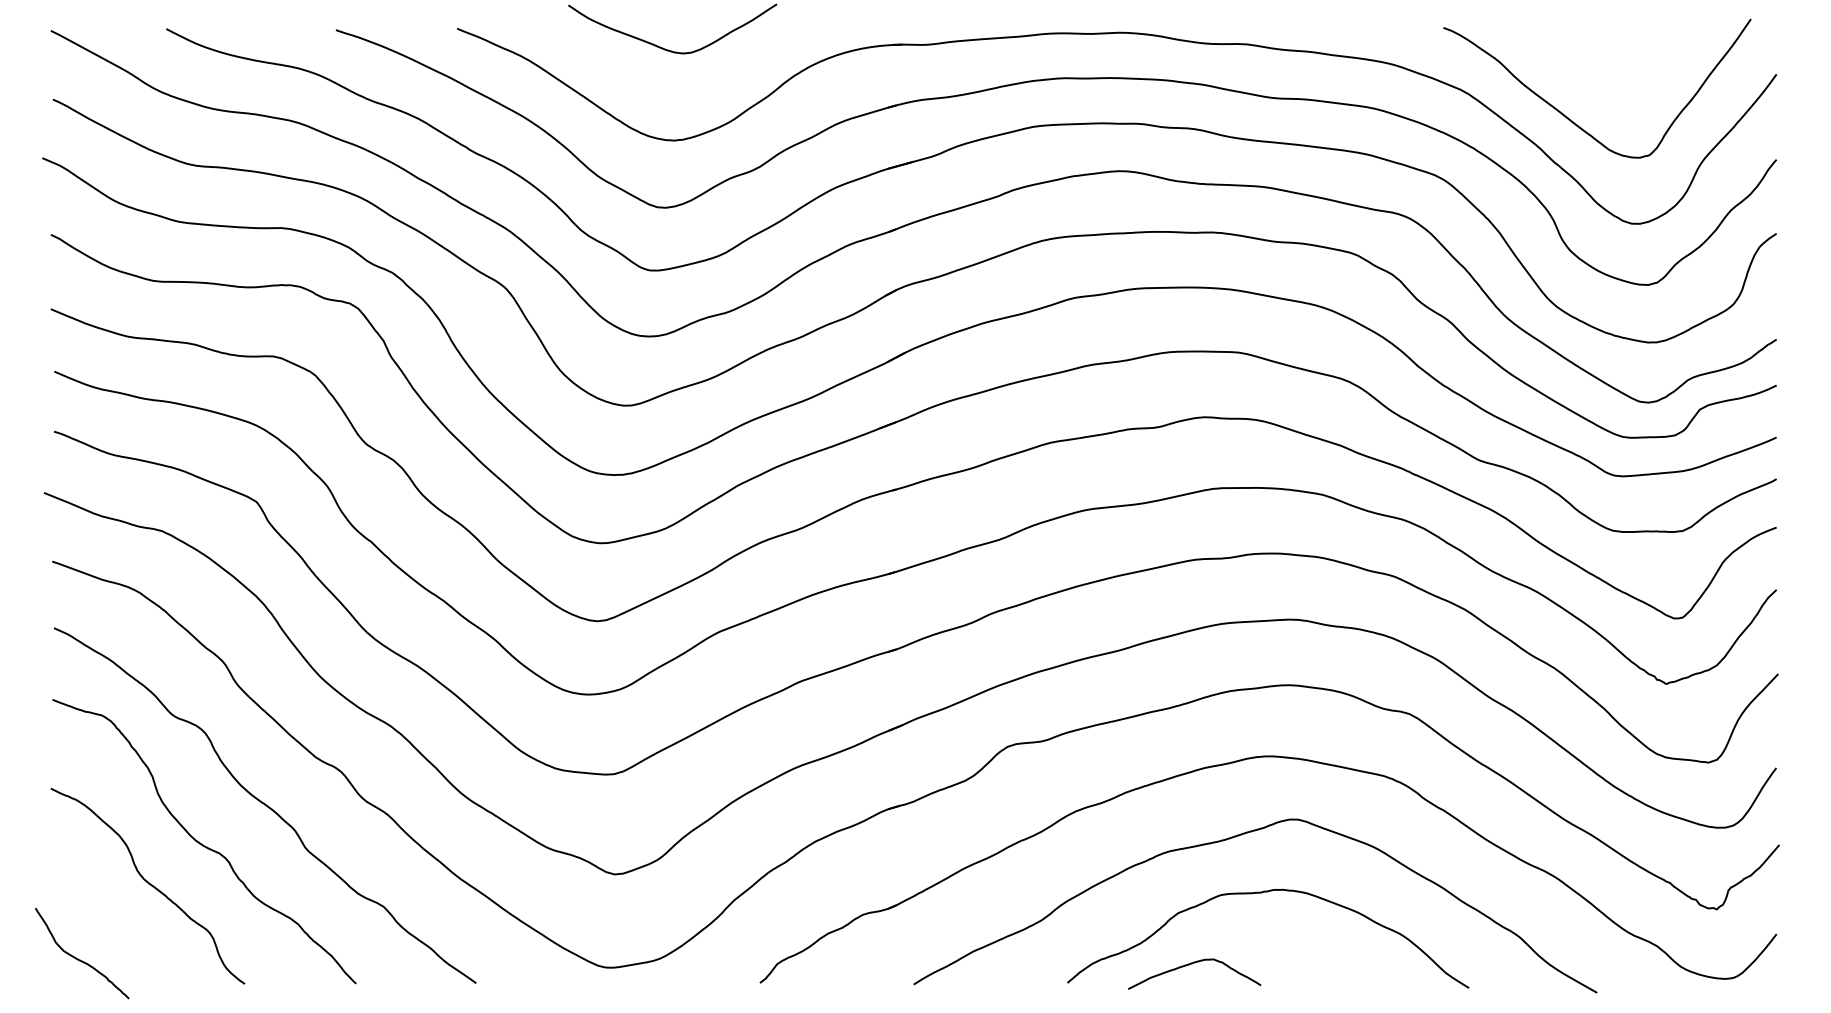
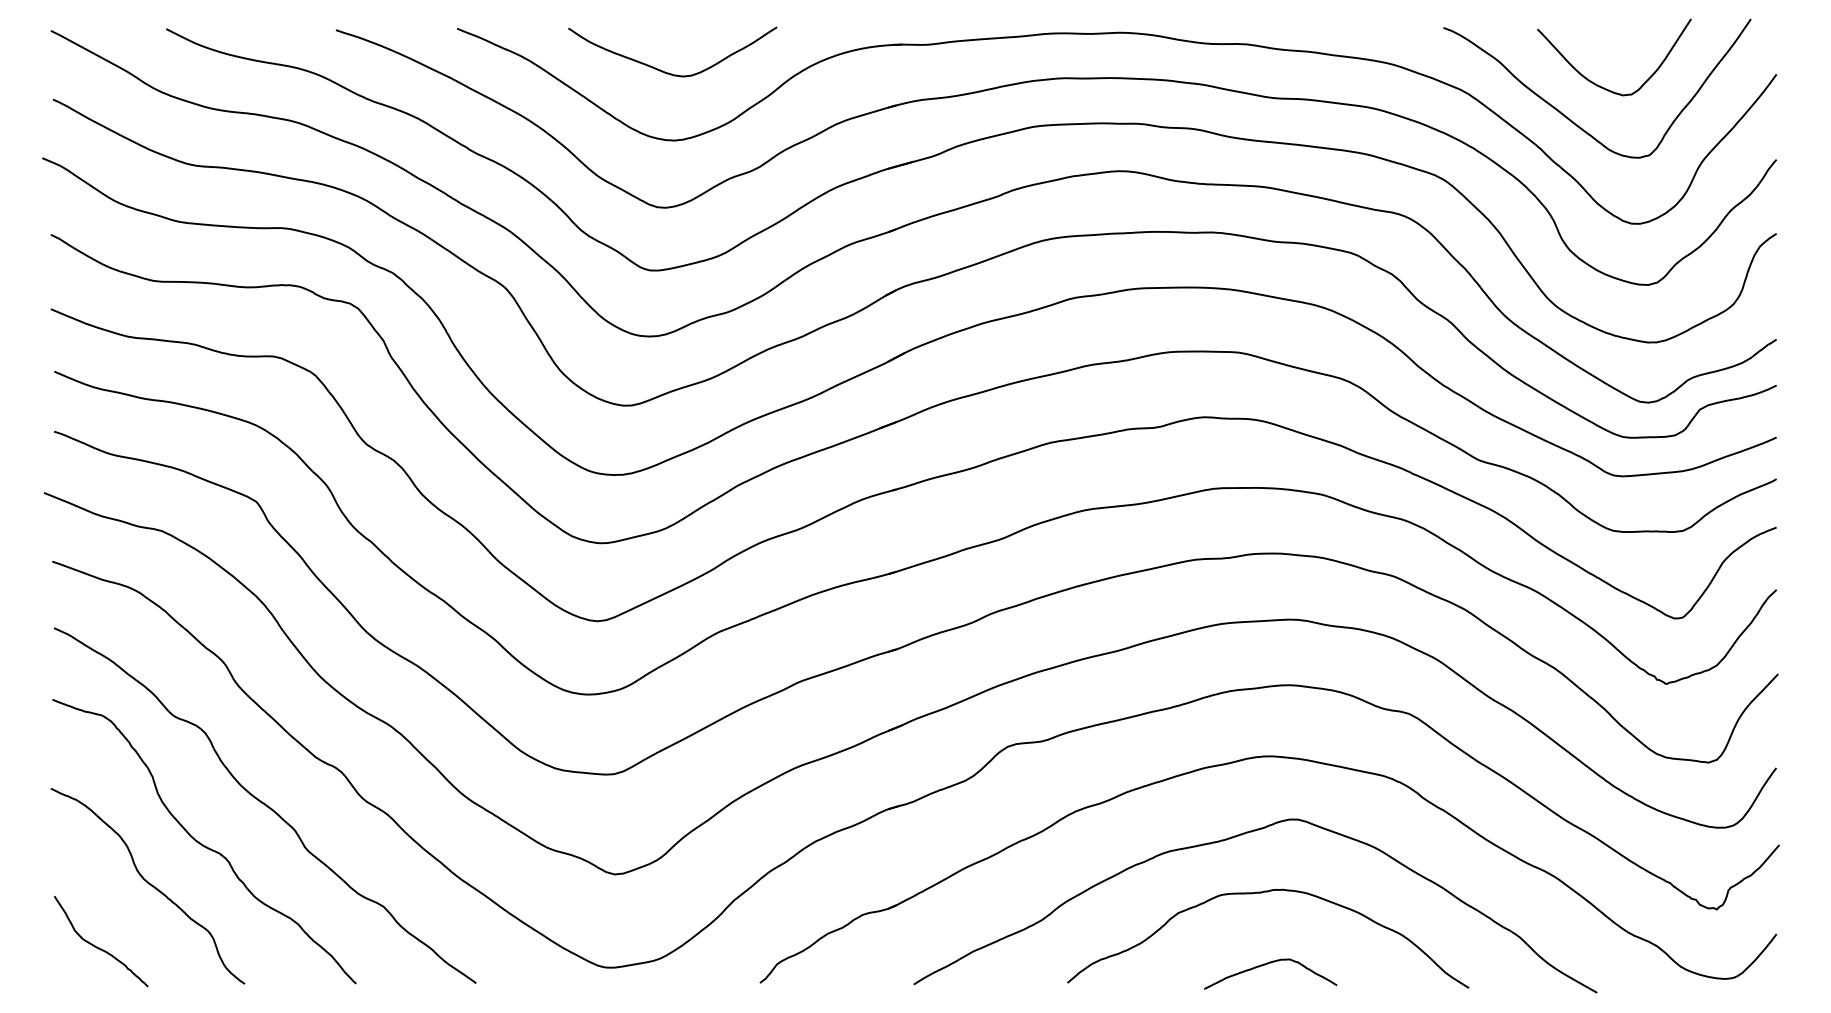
curve position: (663, 47) -> (663, 70) (663, 70)
curve: none -> present (1600, 85)
curve position: (80, 959) -> (99, 947) (99, 947)
curve position: (1192, 964) -> (1268, 964) (1268, 964)
